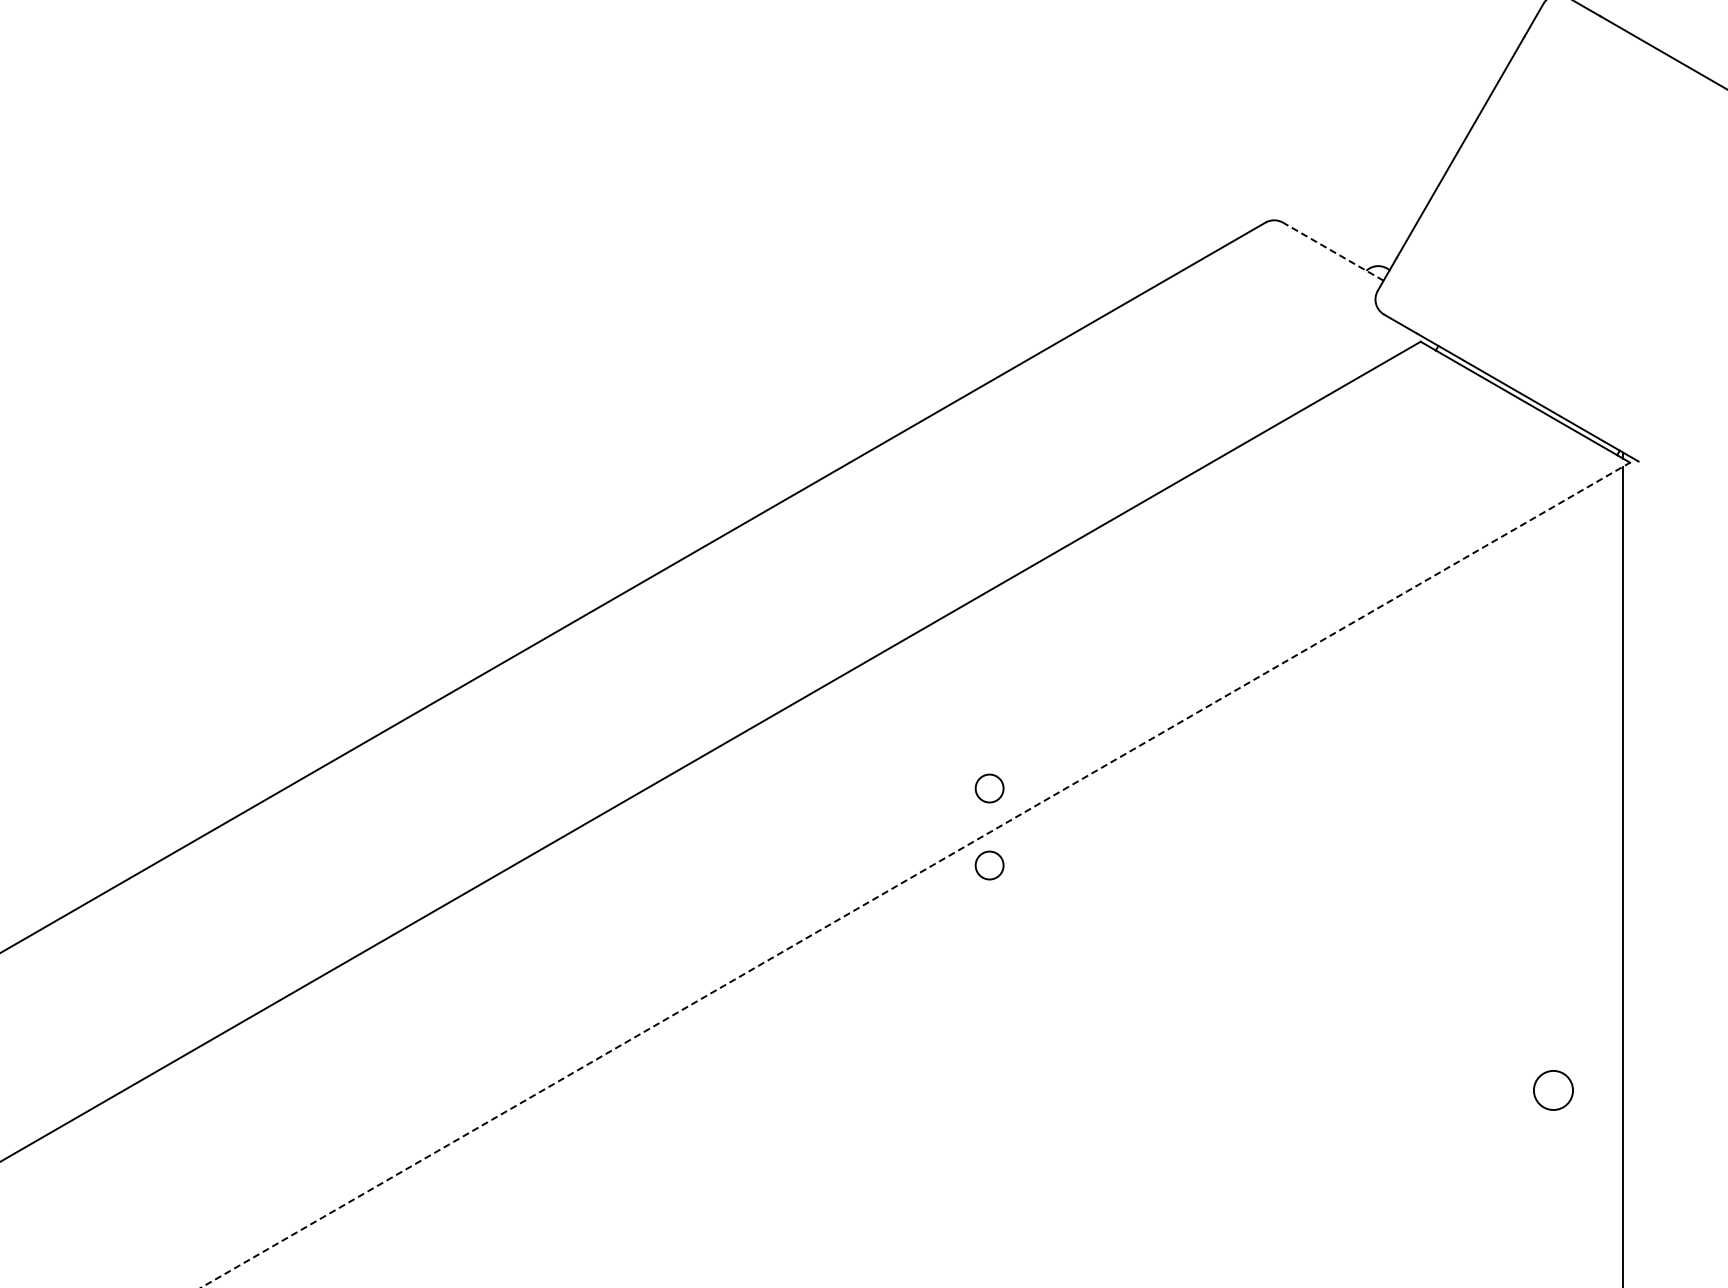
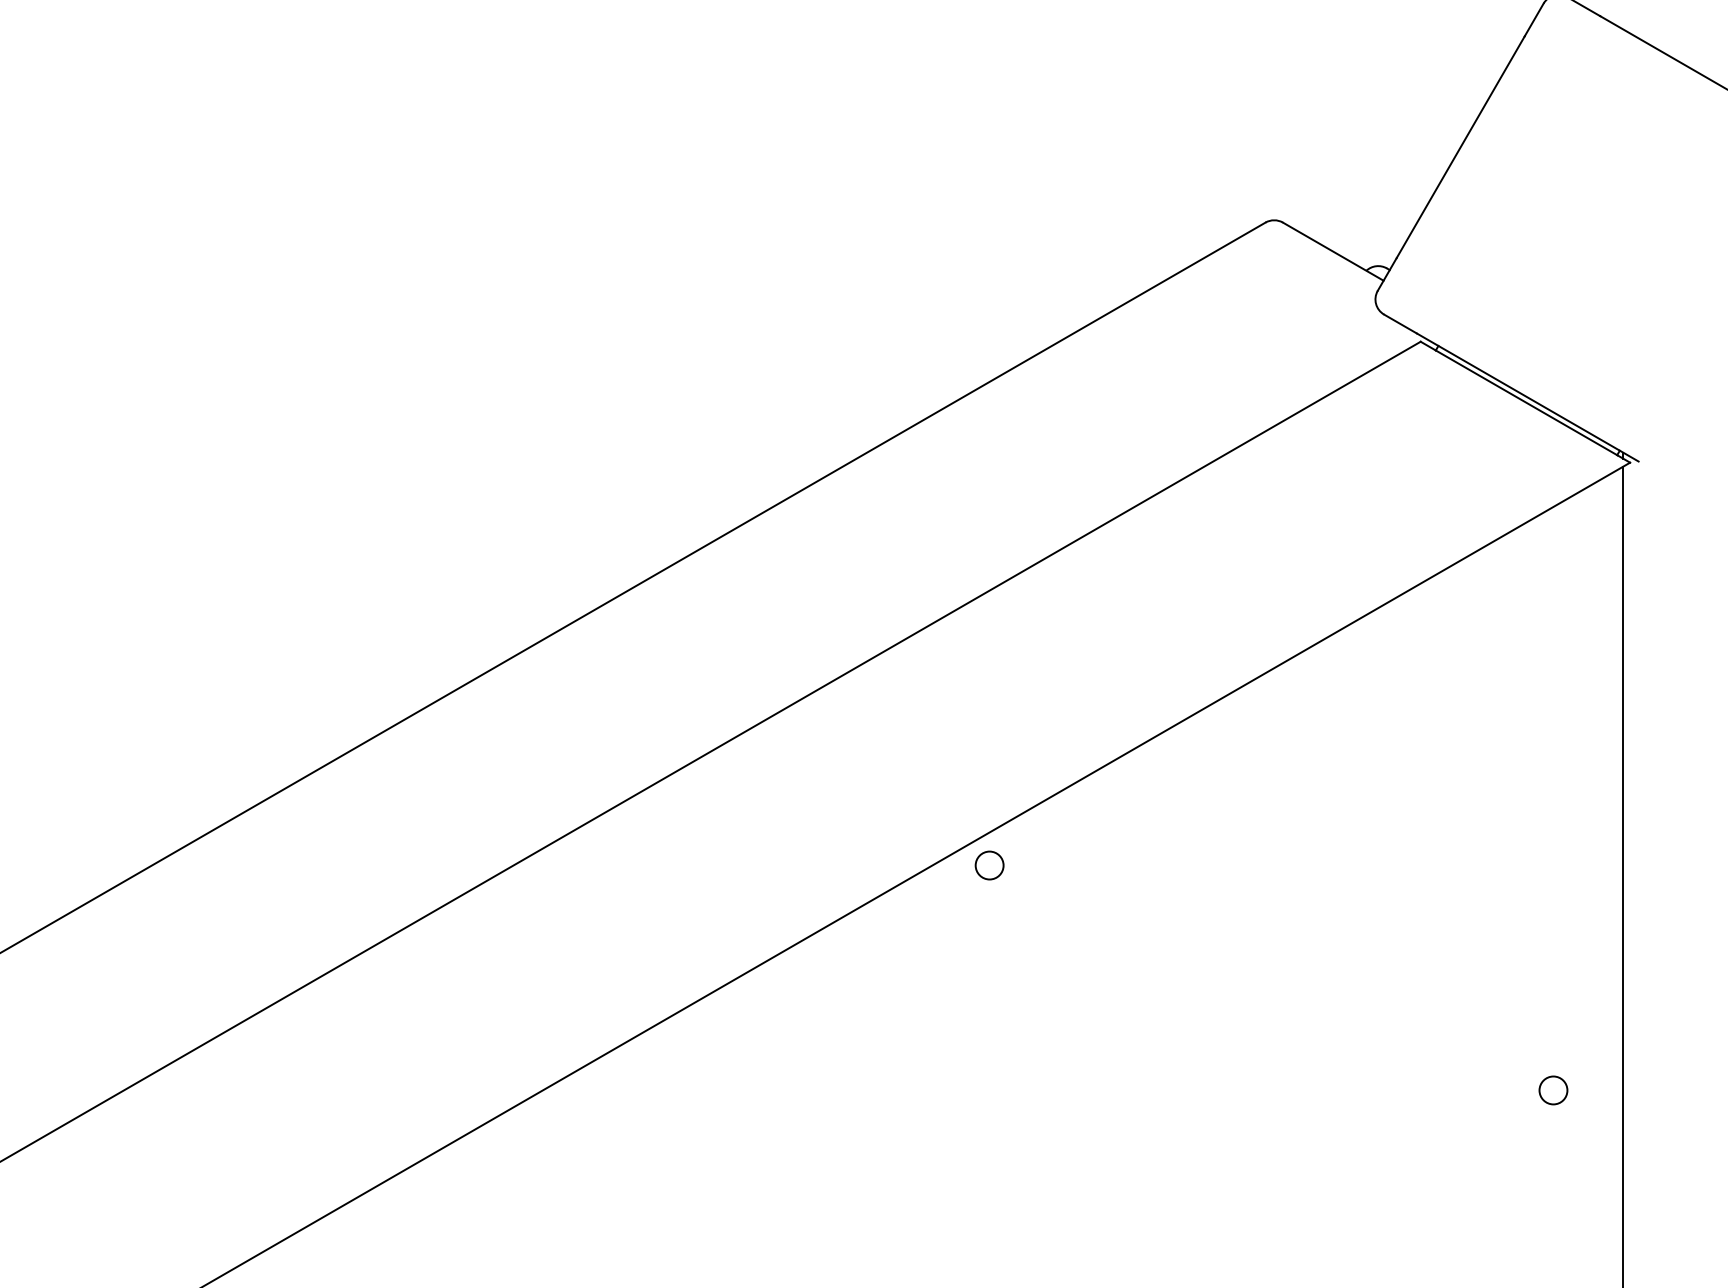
line: dashed -> solid (1332, 251)
circle: present -> none (989, 788)
line: dashed -> solid (915, 875)
circle diameter: 39 px -> 28 px (1553, 1090)
